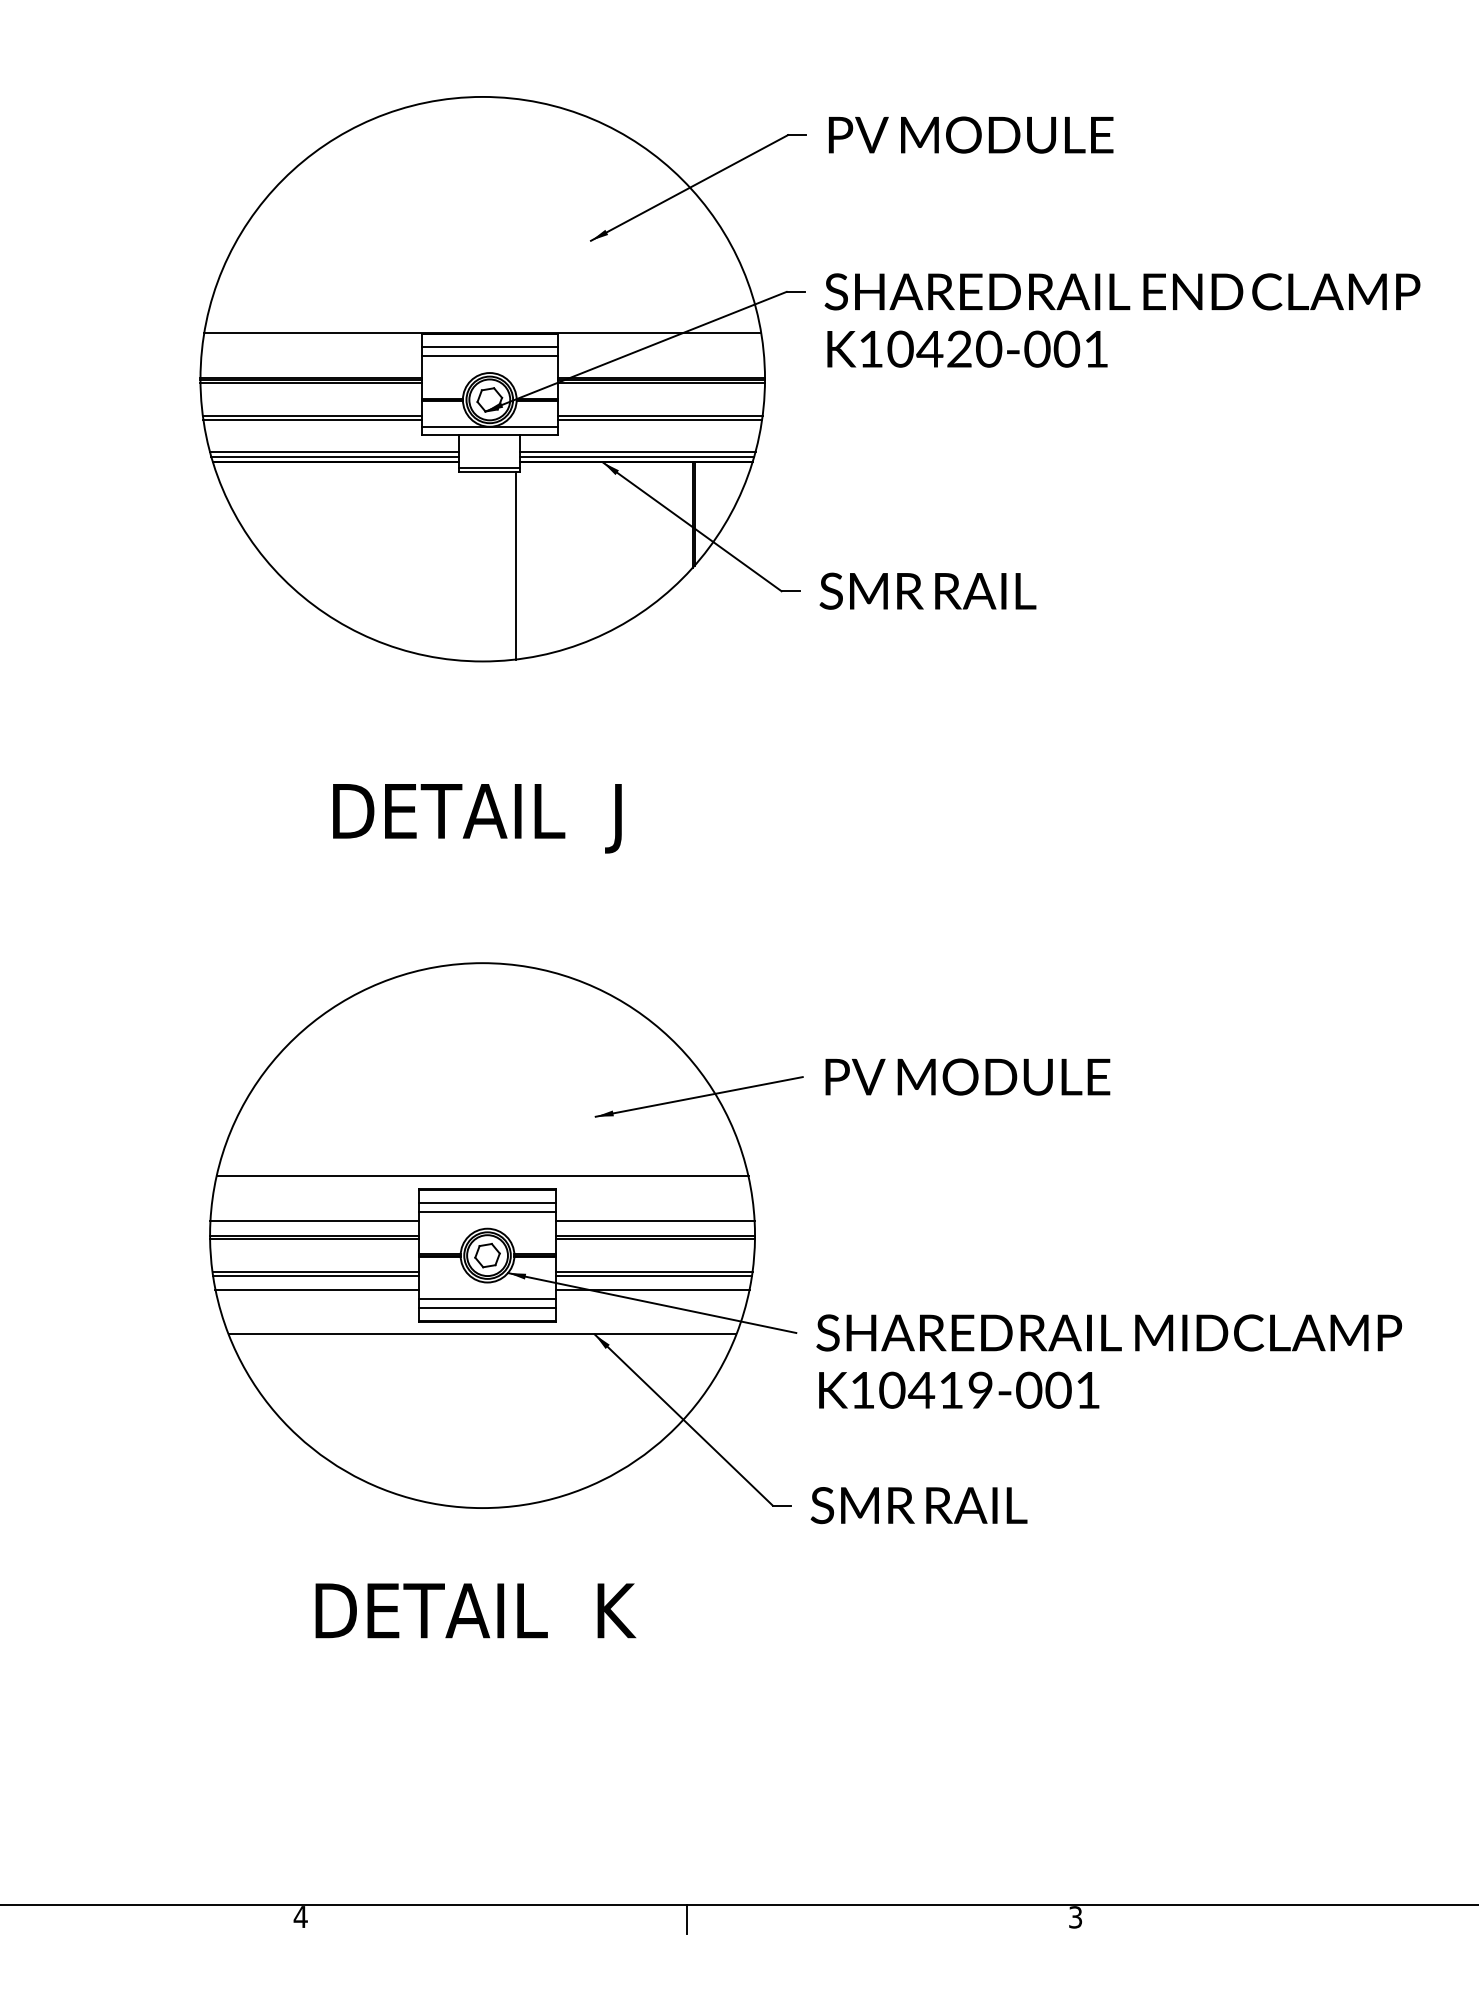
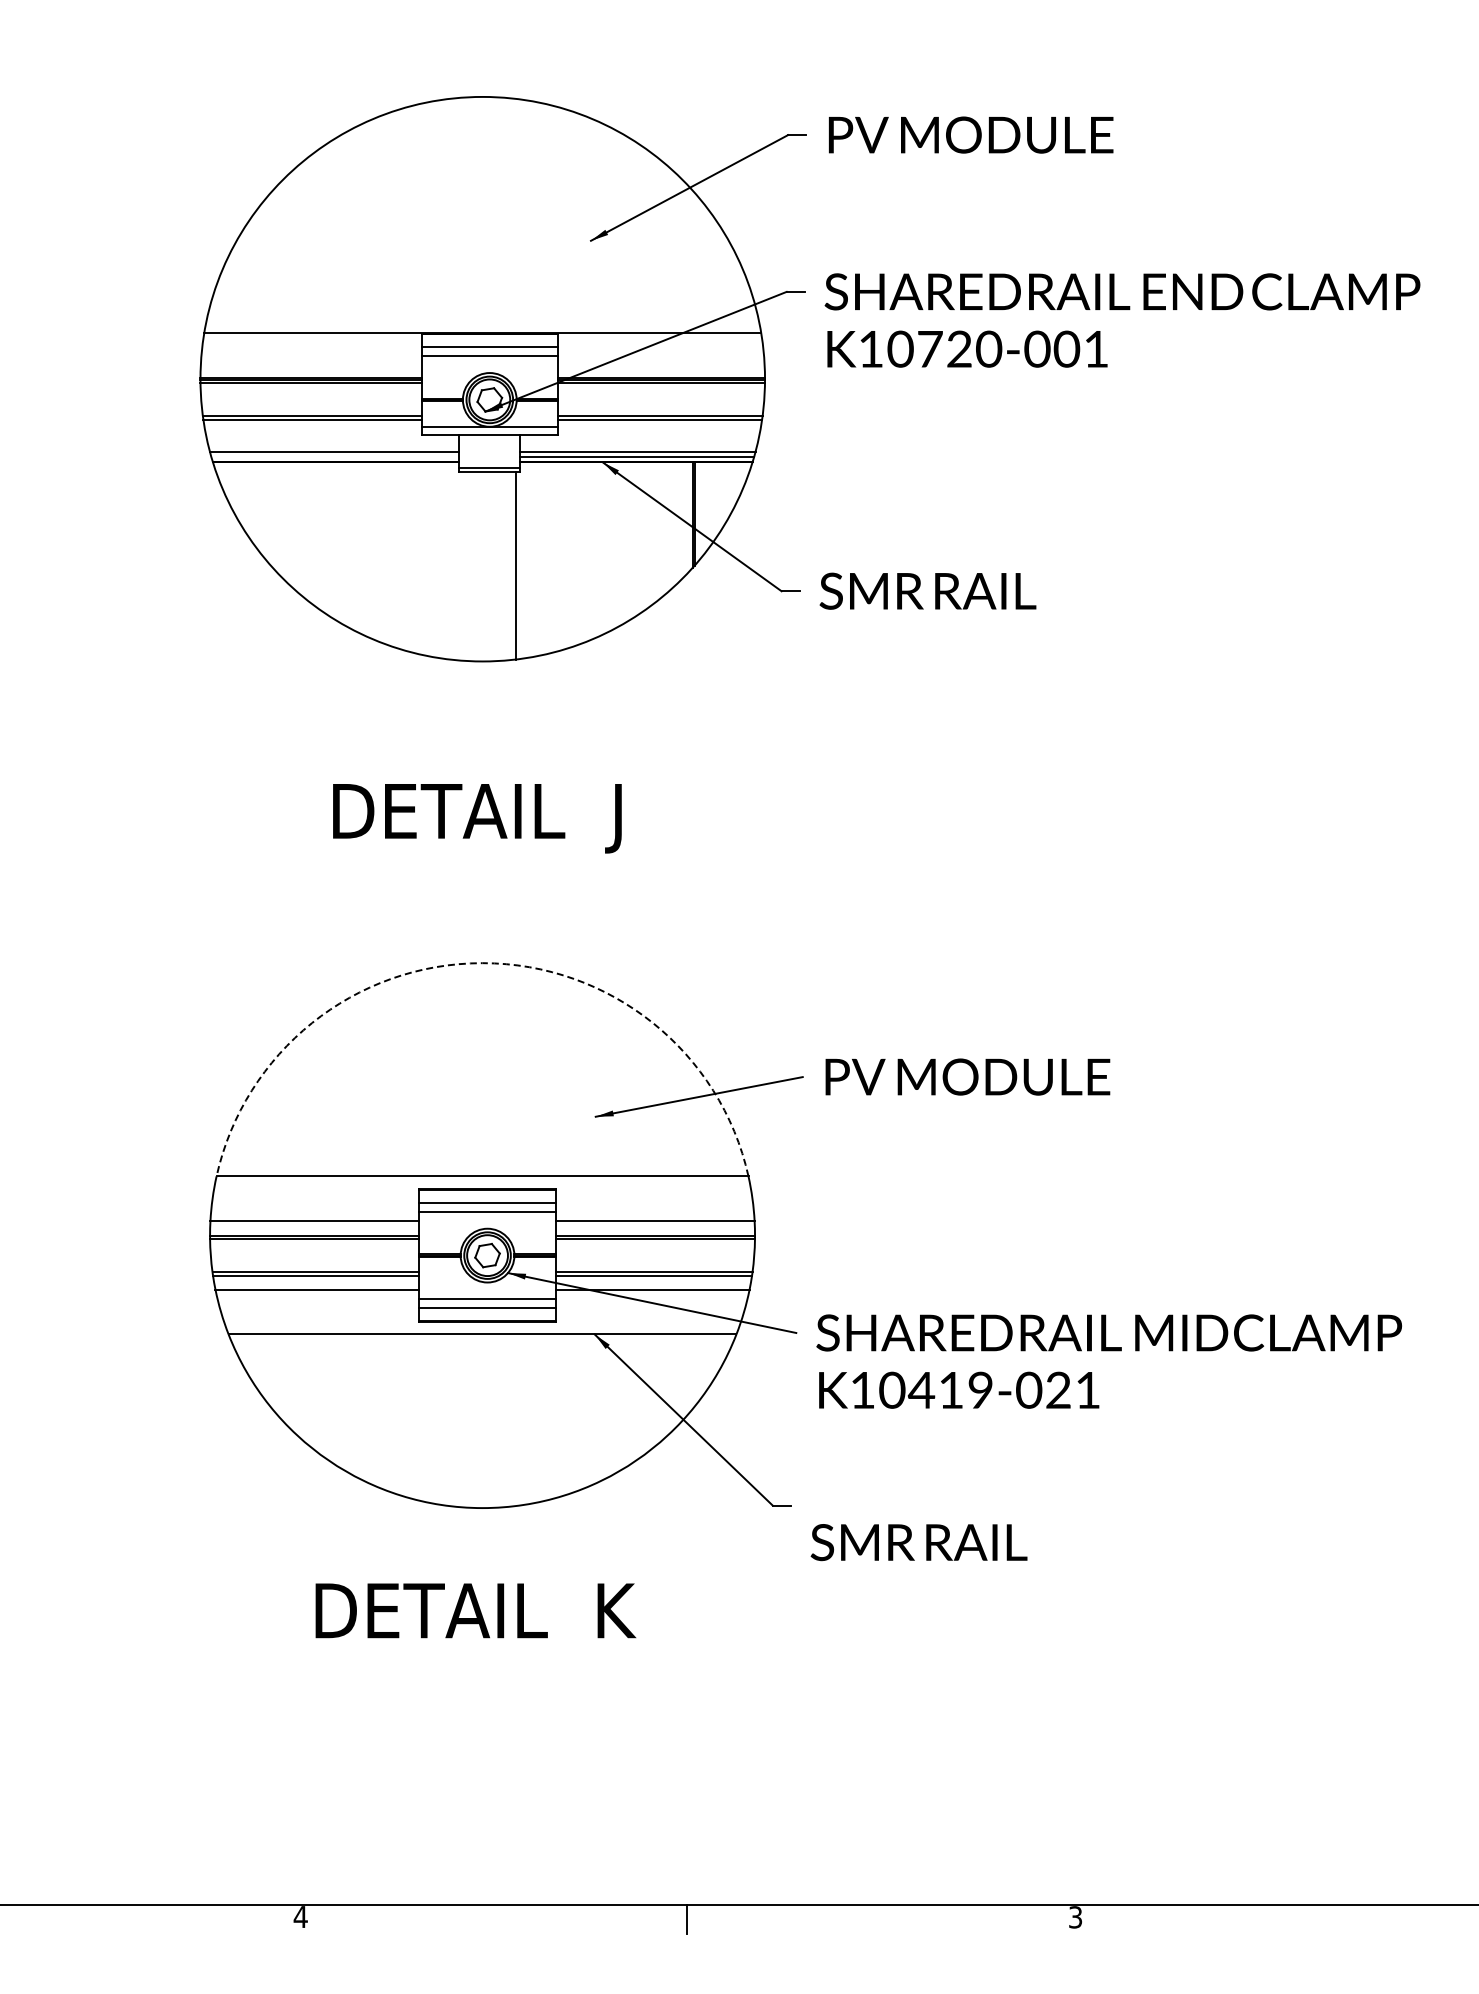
text: K10420-001 -> K10720-001 (929, 349)
line: present -> none (335, 457)
arc: solid -> dashed (482, 963)
text: K10419-001 -> K10419-021 (1058, 1390)
text position: (918, 1505) -> (918, 1542) (918, 1542)
